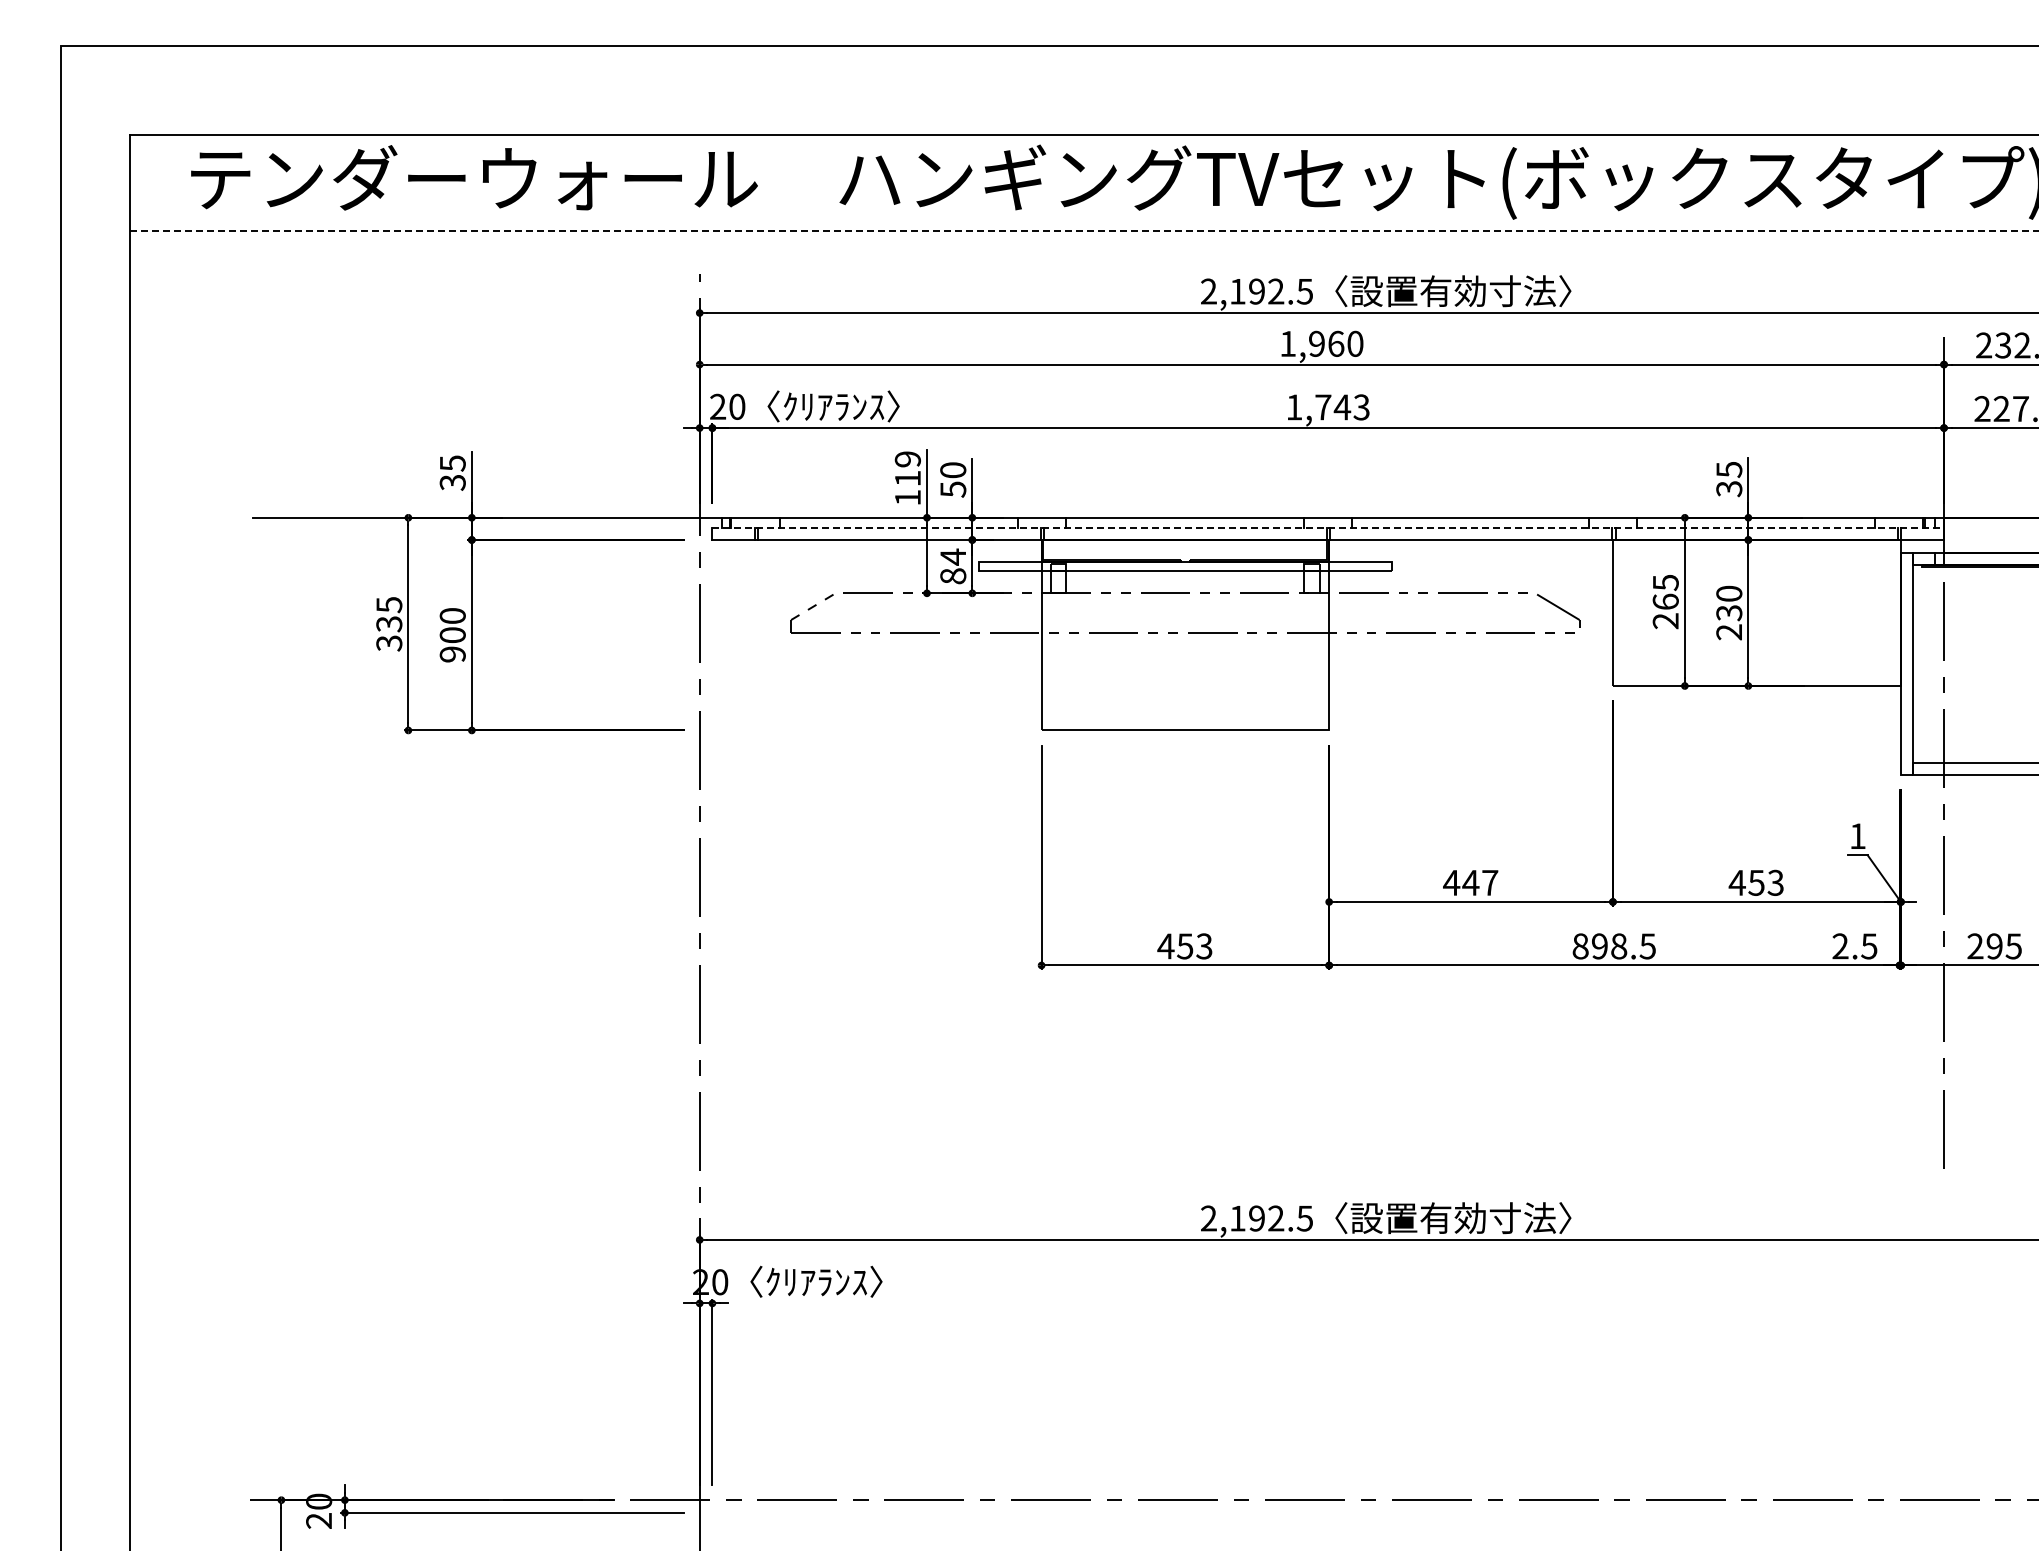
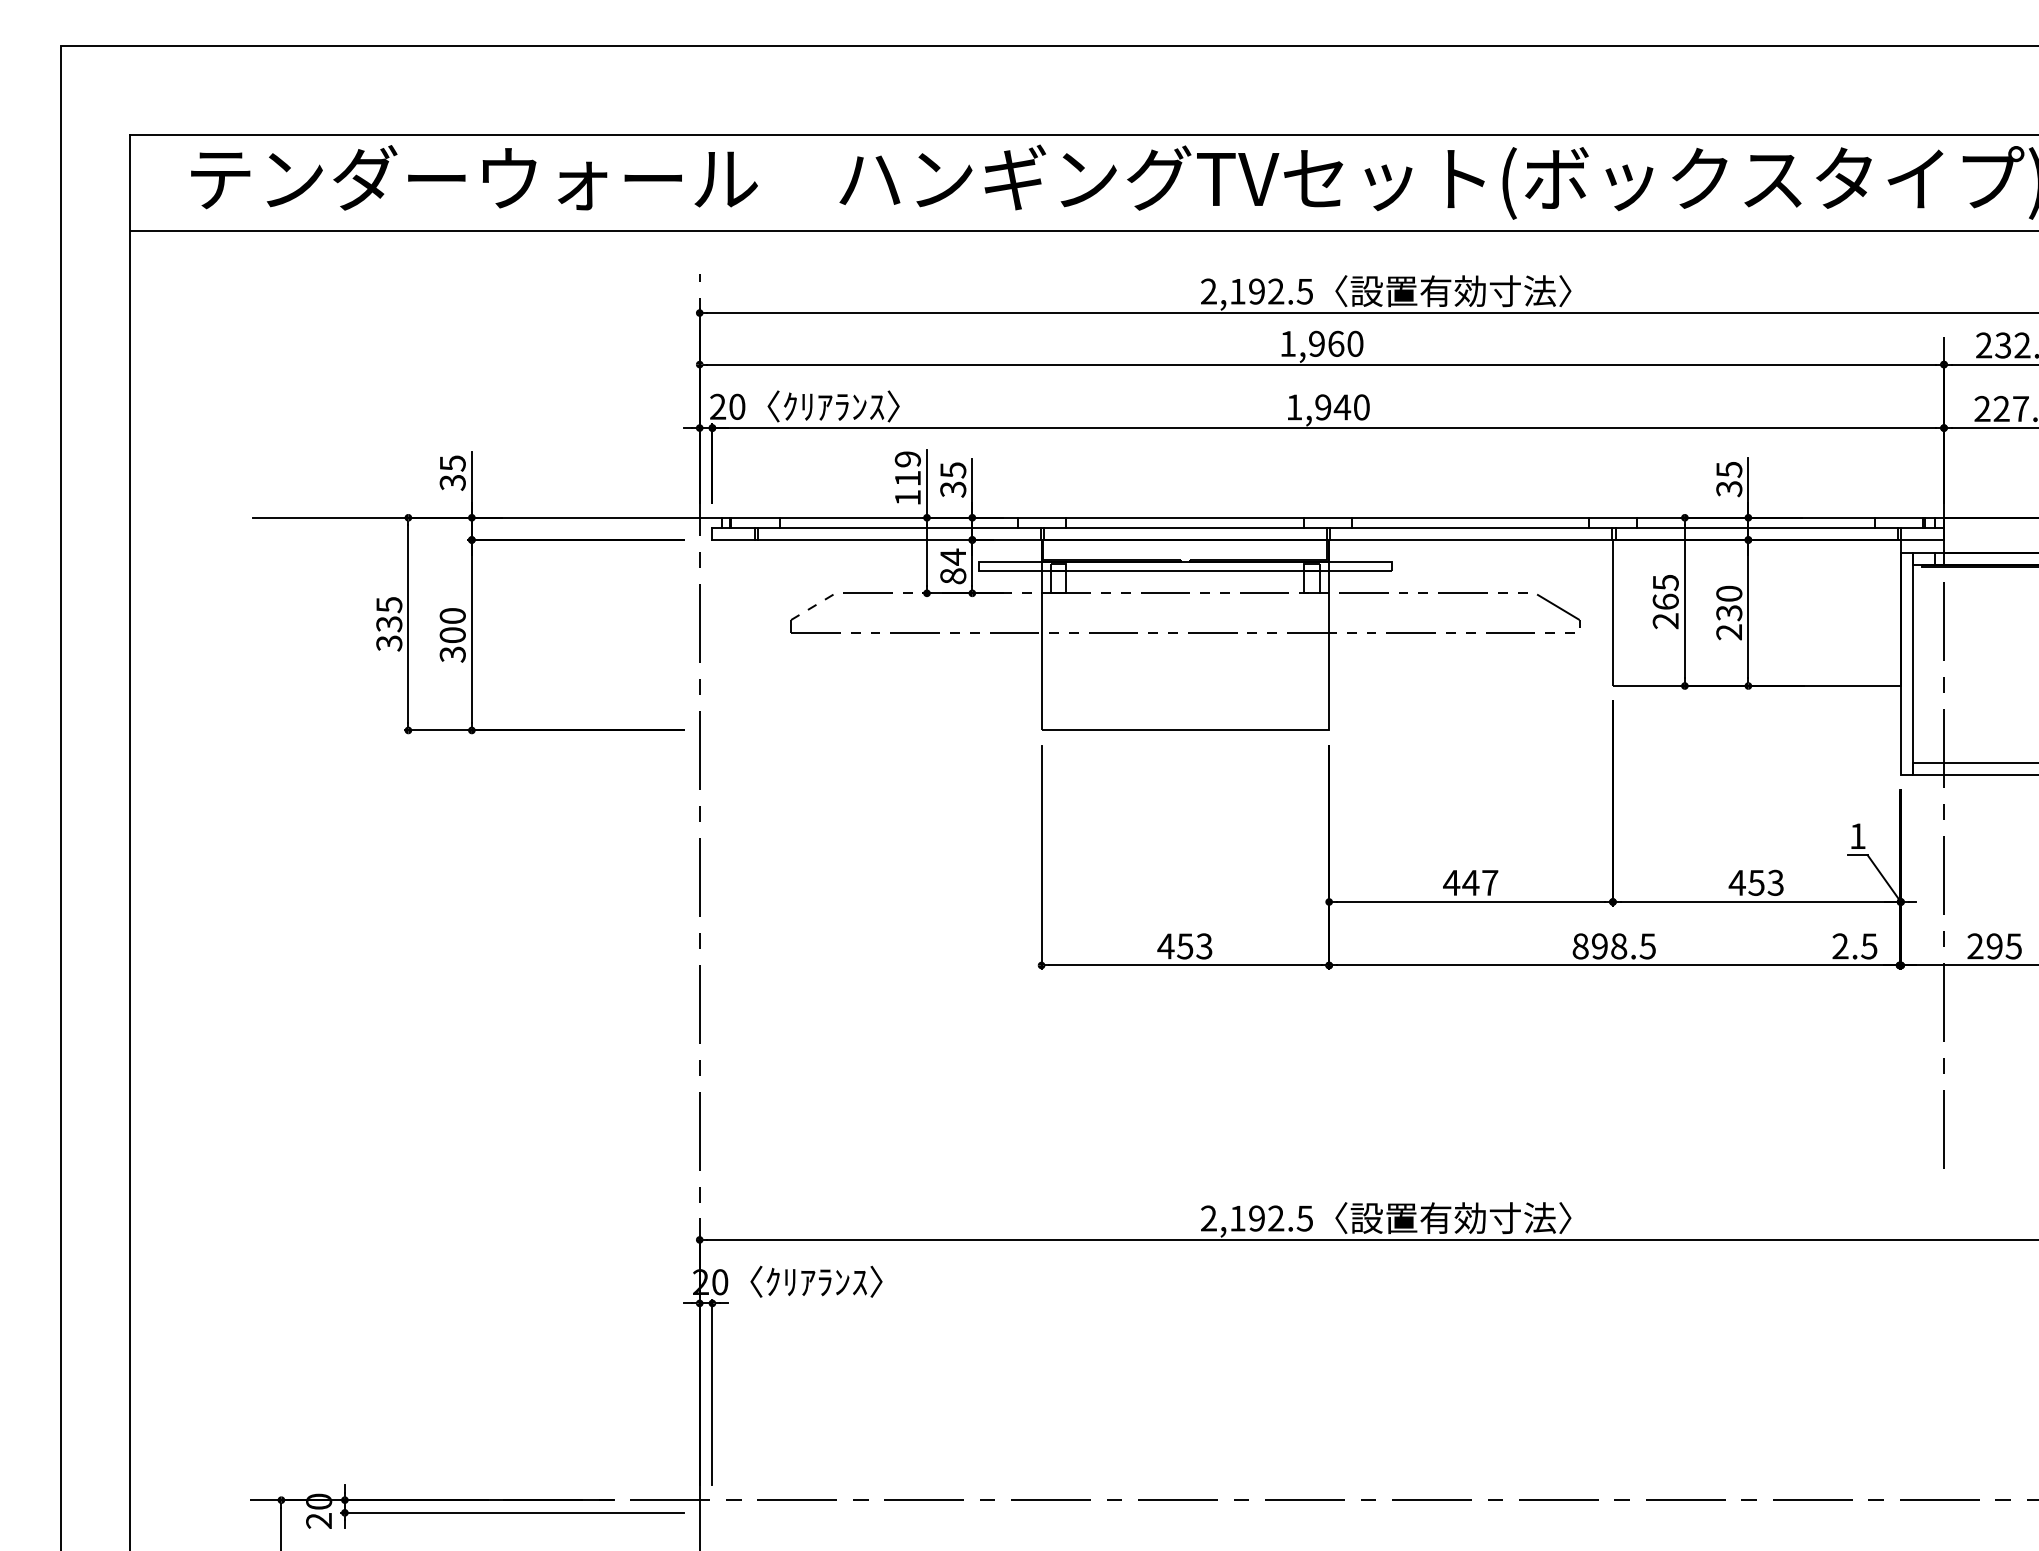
line: dashed -> solid (1084, 231)
text: 1,743 -> 1,940 (1342, 407)
text: 50 -> 35 (953, 479)
line: dashed -> solid (1328, 527)
text: 900 -> 300 (452, 654)
